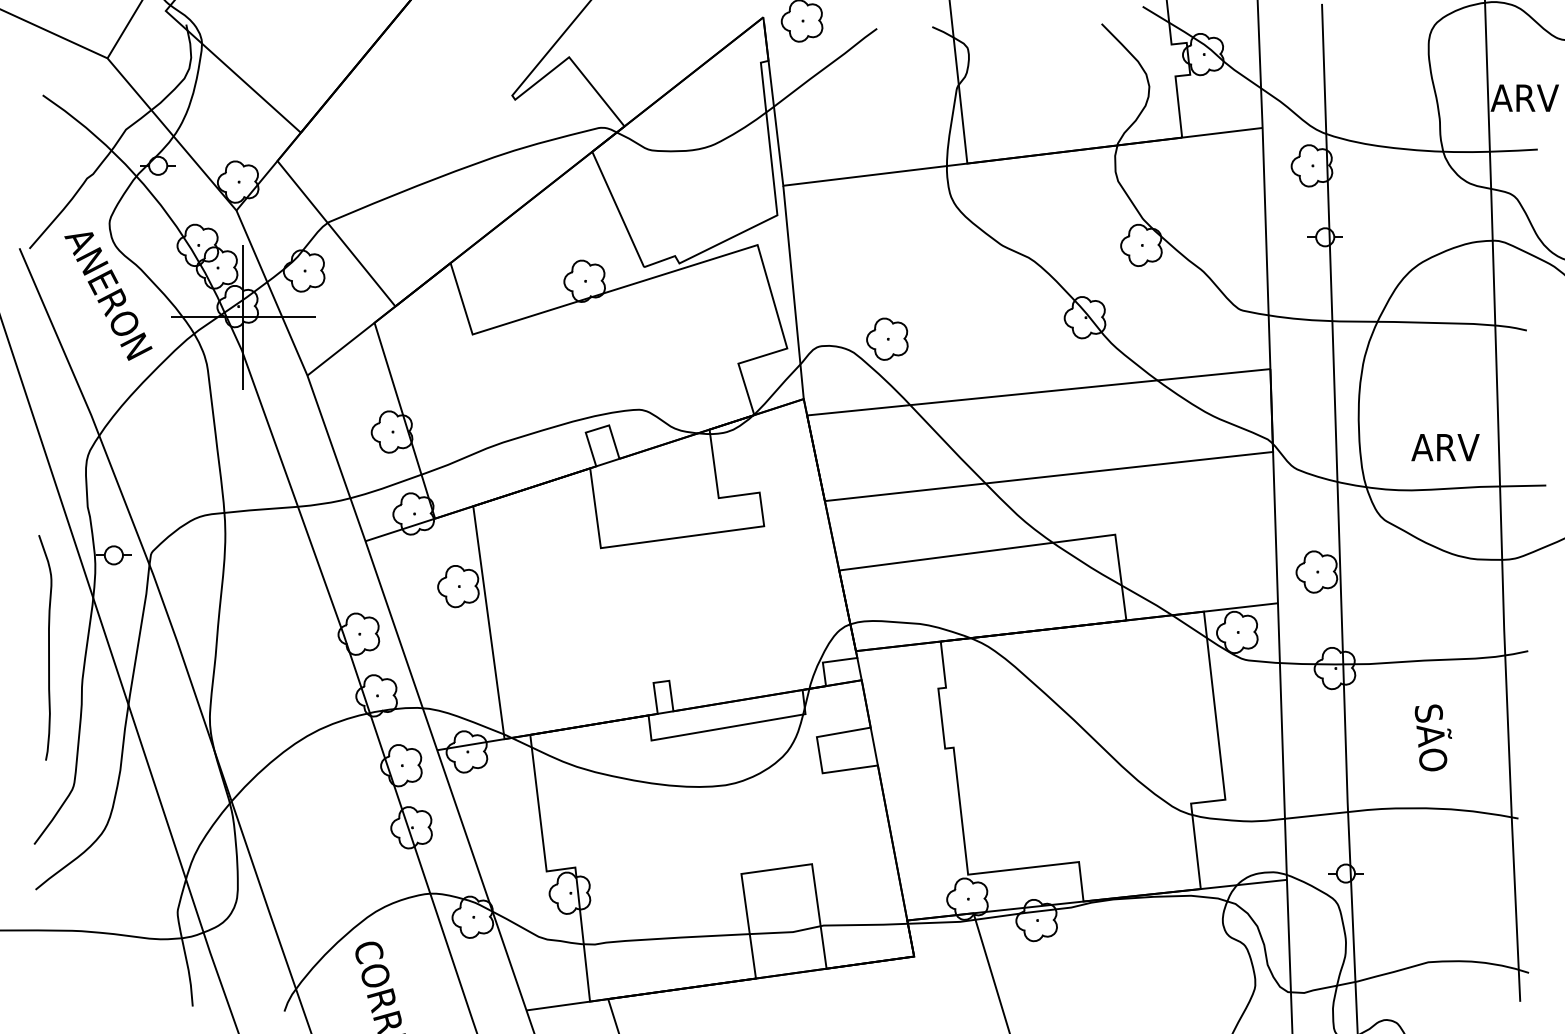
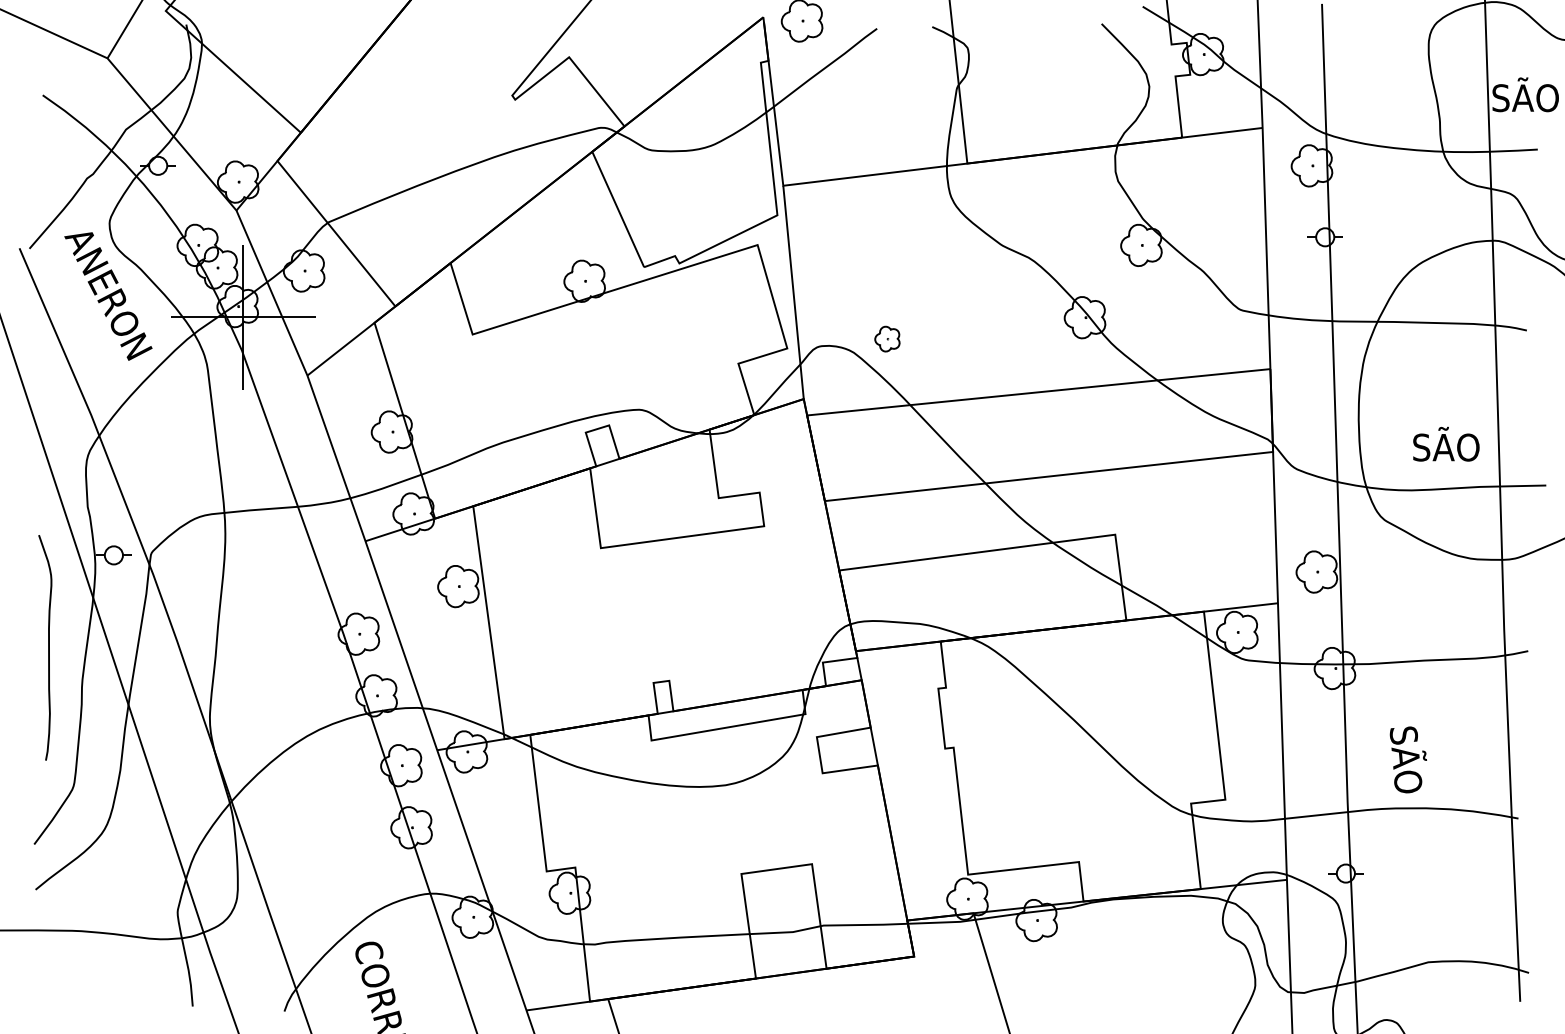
text: ARV -> SÃO (1524, 94)
part size: 43x44 px -> 27x28 px (887, 338)
text: ARV -> SÃO (1445, 443)
text position: (1432, 737) -> (1407, 759) (1407, 759)
